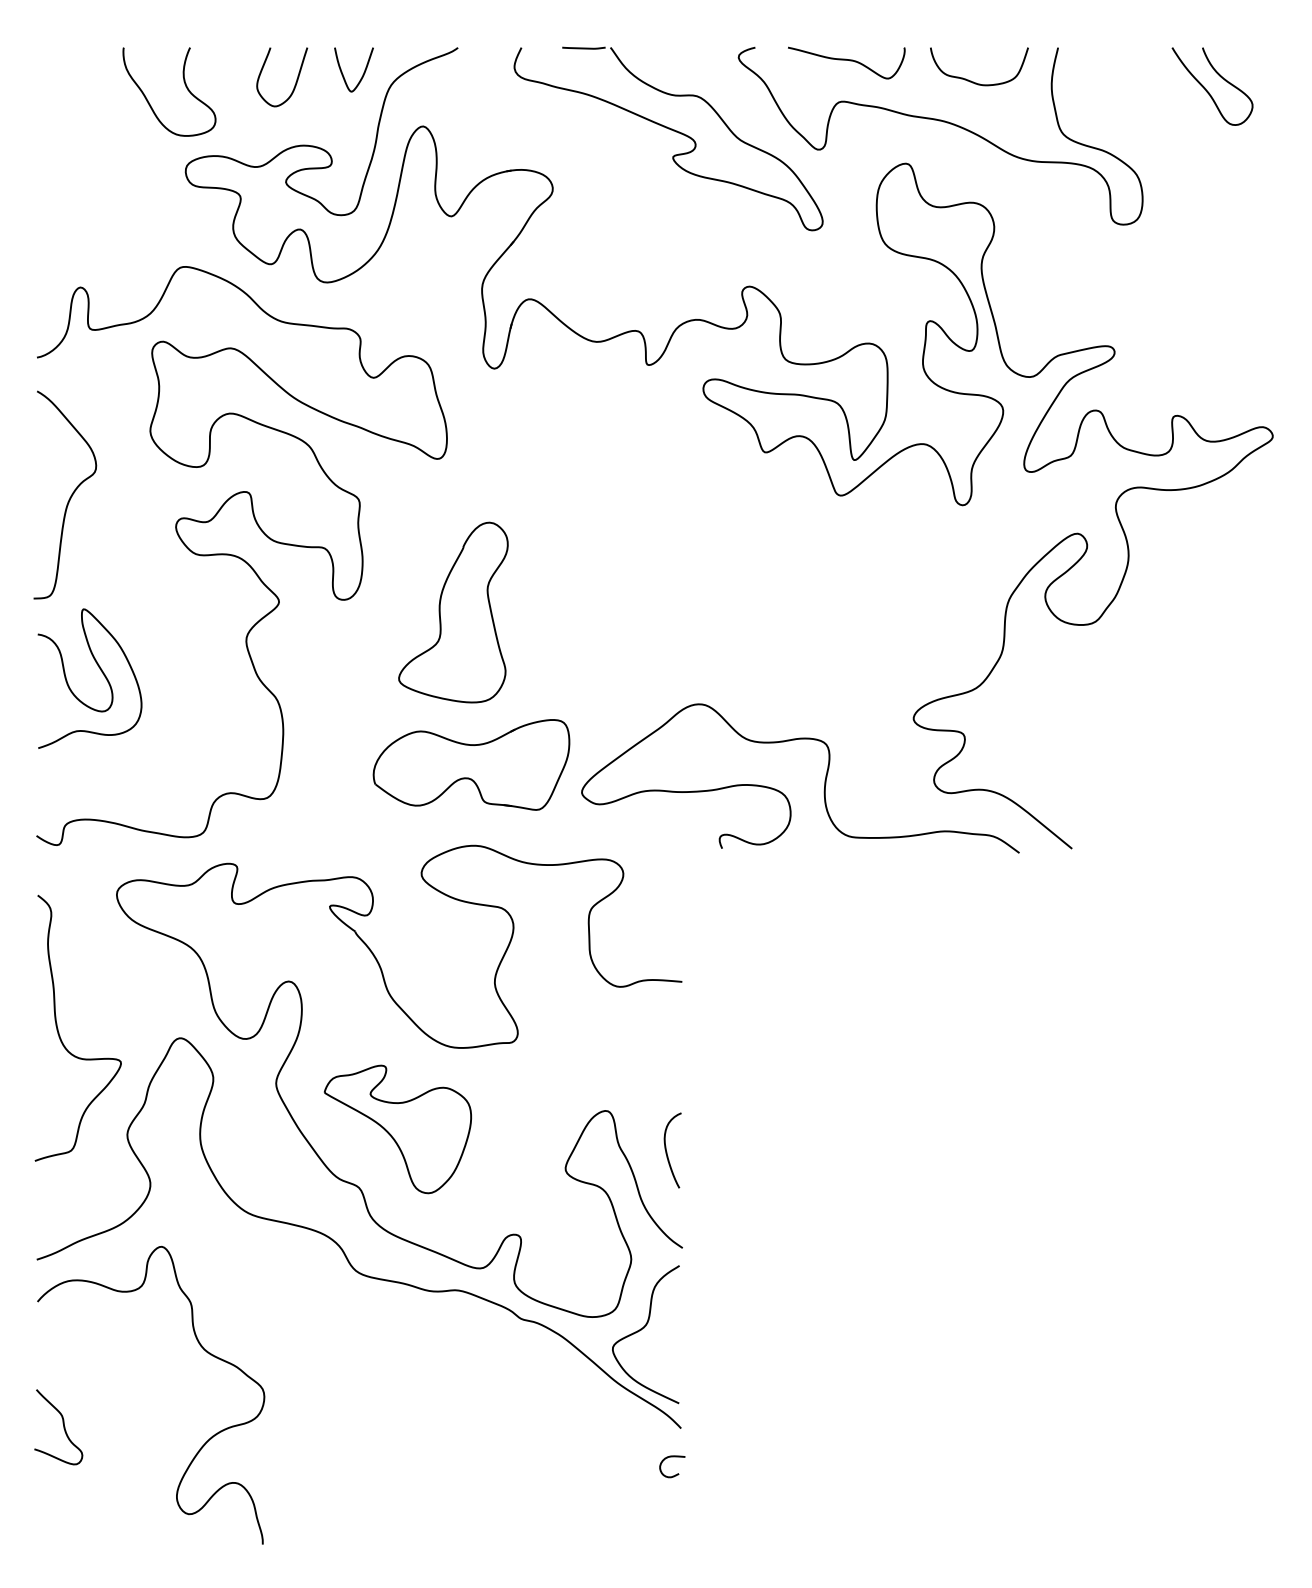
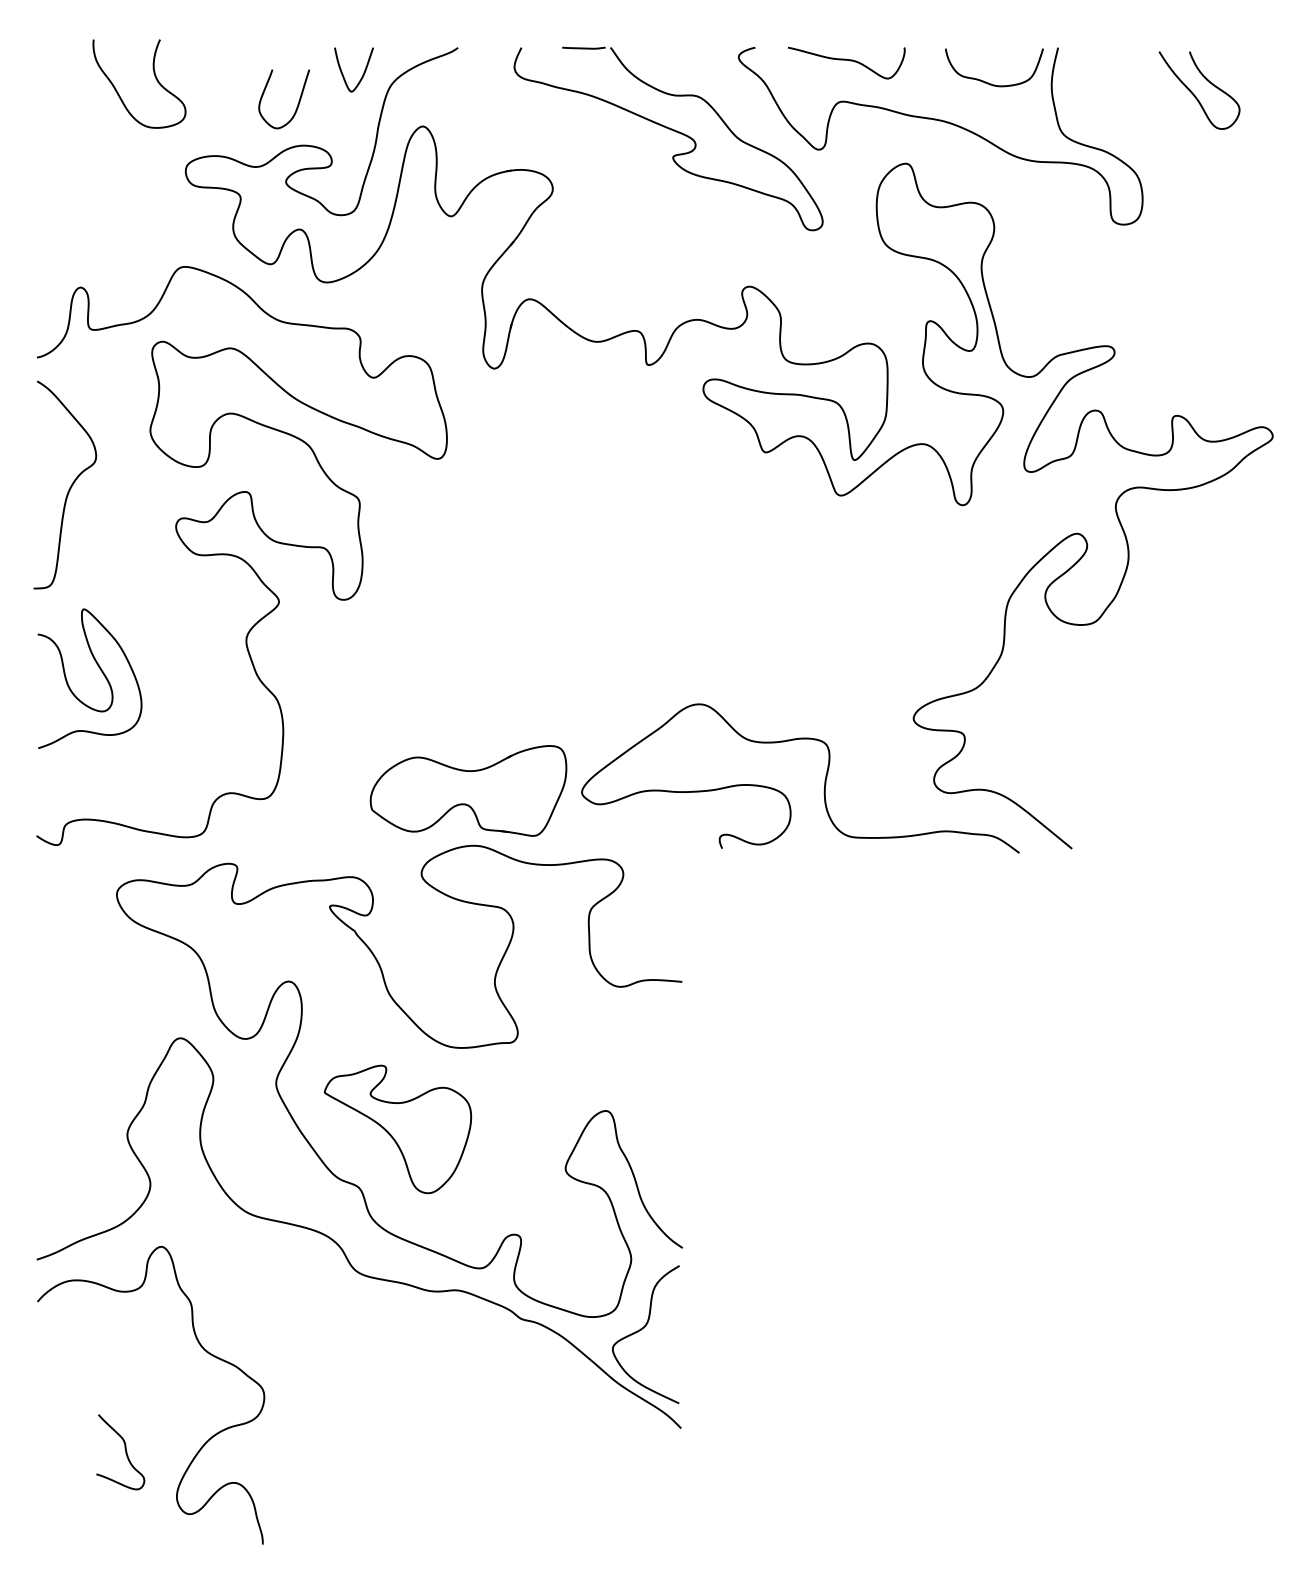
curve position: (971, 80) -> (986, 81) (986, 81)
curve position: (295, 82) -> (297, 104) (297, 104)
curve position: (184, 84) -> (154, 76) (154, 76)
curve position: (1207, 90) -> (1194, 94) (1194, 94)
curve position: (69, 497) -> (69, 487) (69, 487)
part: present -> none (453, 612)
part position: (471, 764) -> (468, 790) (468, 790)
curve: present -> none (59, 1032)
curve: present -> none (667, 1151)
curve position: (63, 1427) -> (125, 1452) (125, 1452)
curve: present -> none (675, 1474)
